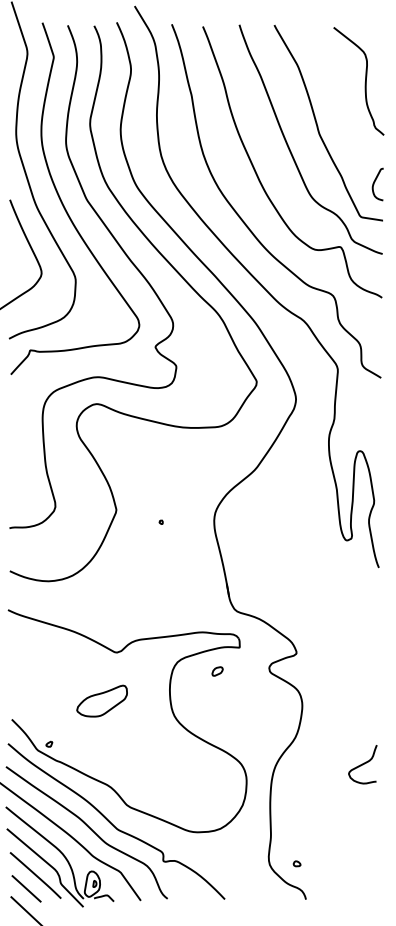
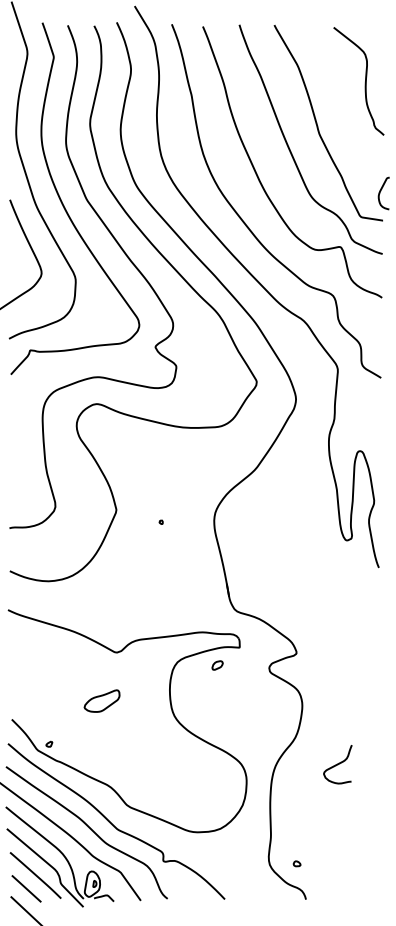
curve position: (375, 182) -> (381, 191) (381, 191)
part position: (217, 671) -> (217, 665) (217, 665)
part size: 52x34 px -> 38x24 px (101, 700)
curve position: (362, 764) -> (337, 764) (337, 764)
